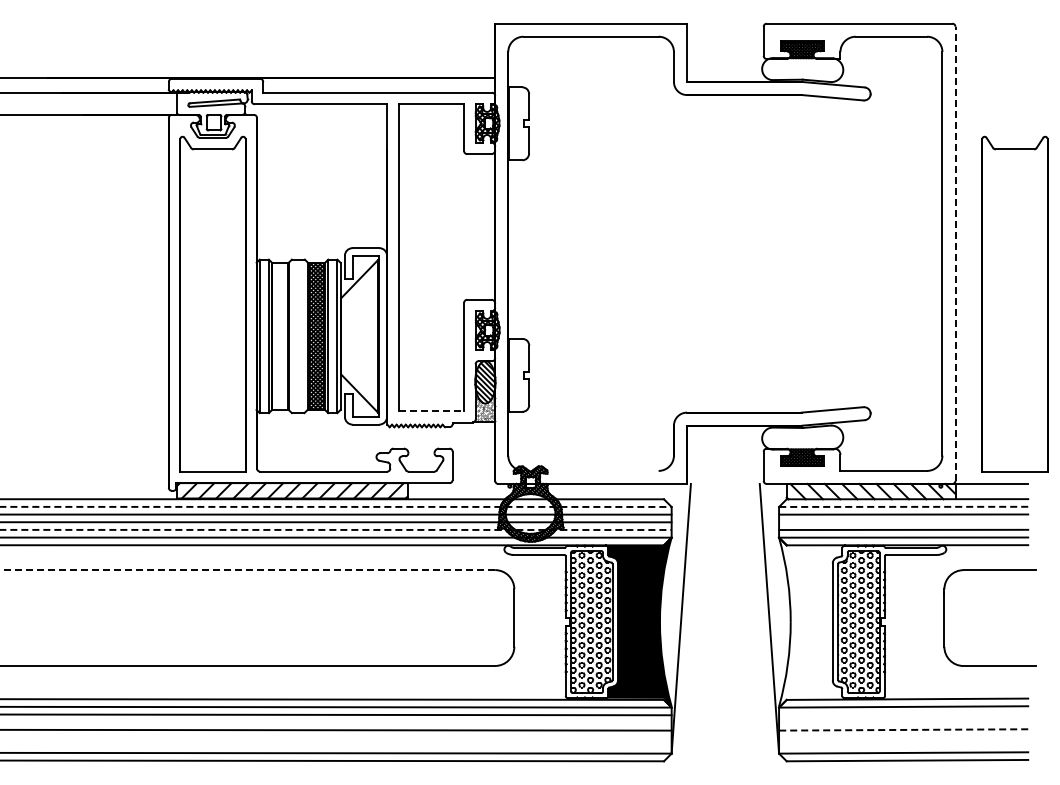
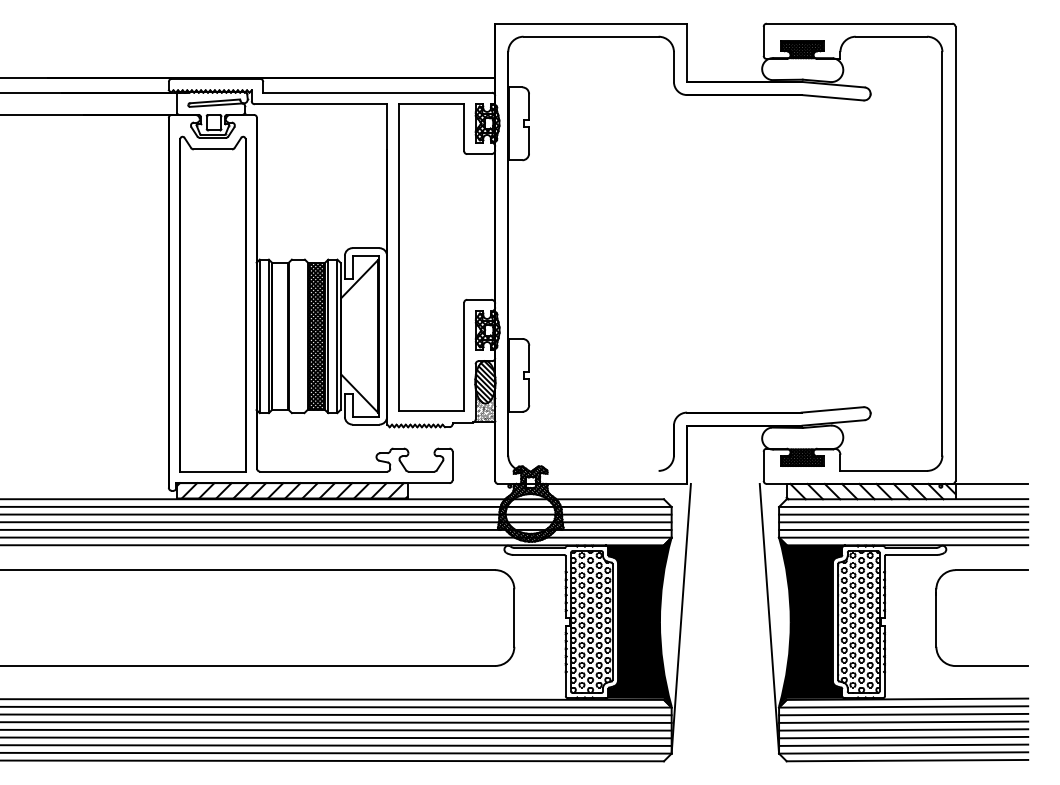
line: dashed -> solid (955, 253)
part: present -> none (1014, 303)
line: dashed -> solid (431, 411)
line: dashed -> solid (336, 506)
line: dashed -> solid (903, 506)
line: none -> present (903, 522)
line: dashed -> solid (336, 529)
line: dashed -> solid (247, 570)
part position: (944, 617) -> (936, 617) (936, 617)
fill: none -> present (811, 621)
line: none -> present (903, 714)
line: none -> present (903, 721)
line: none -> present (336, 722)
line: dashed -> solid (903, 729)
line: none -> present (336, 737)
line: none -> present (903, 737)
line: none -> present (903, 744)
line: none -> present (336, 745)
